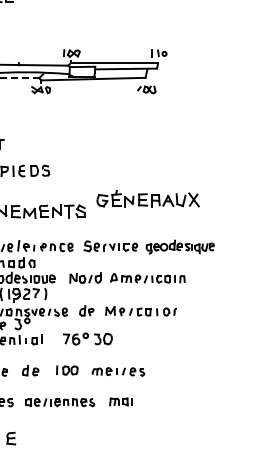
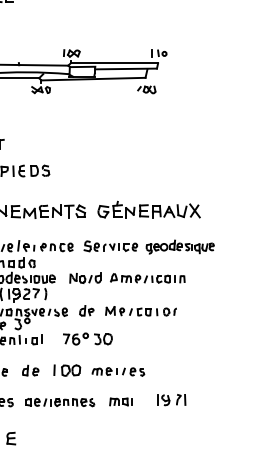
line: dashed -> solid (20, 78)
part position: (147, 198) -> (148, 209) (148, 209)
part size: 23x11 px -> 29x13 px (67, 370)
part: none -> present (171, 400)
